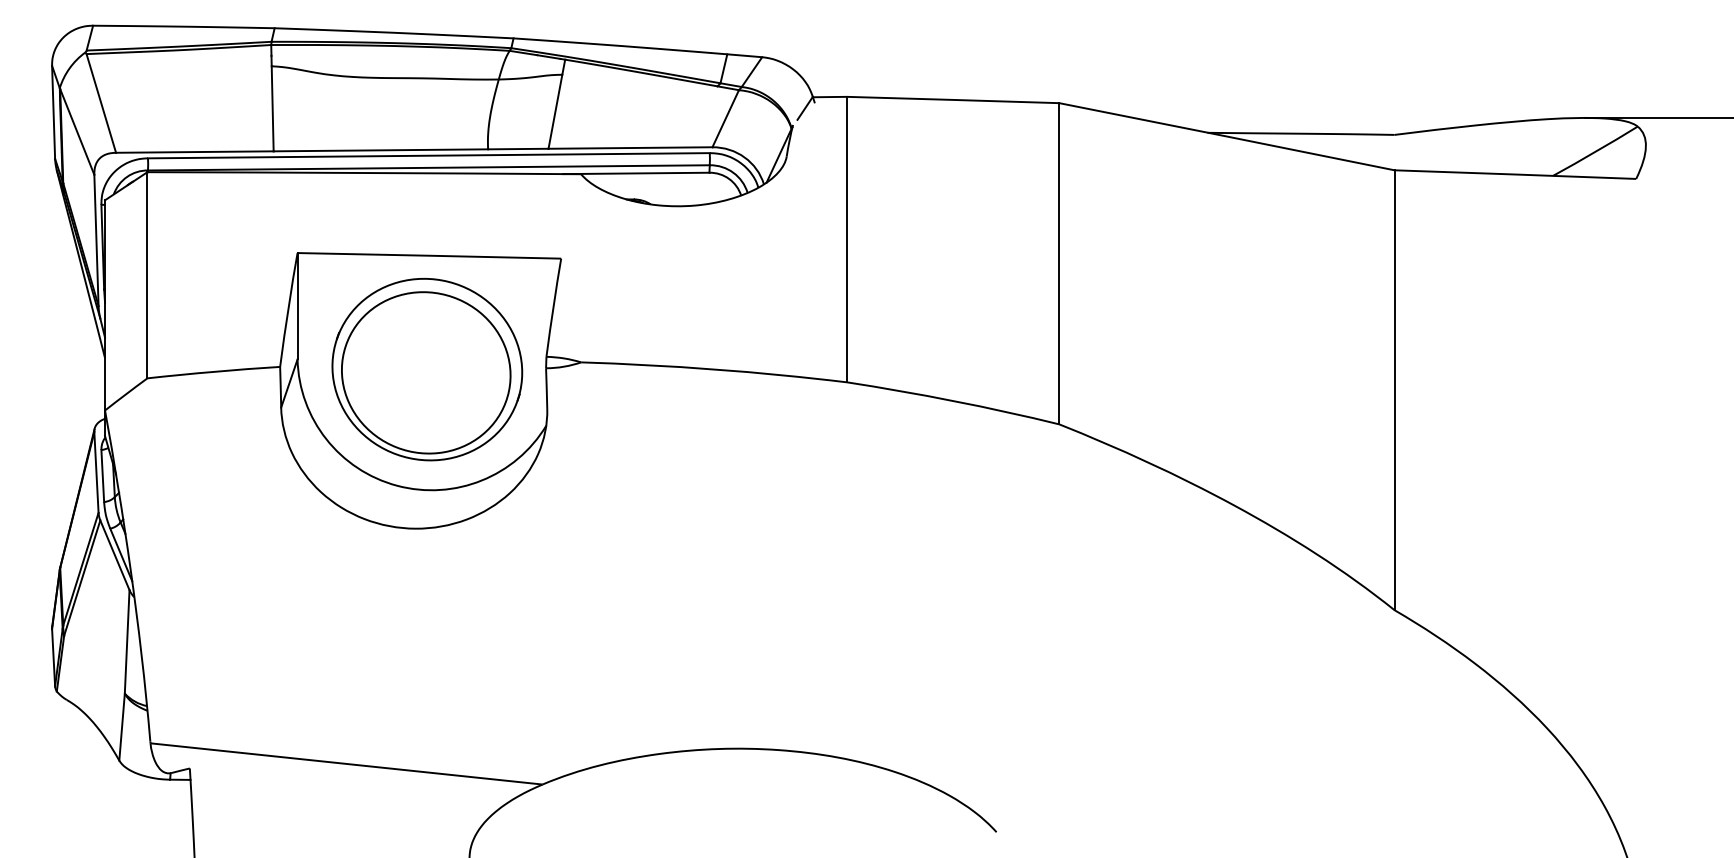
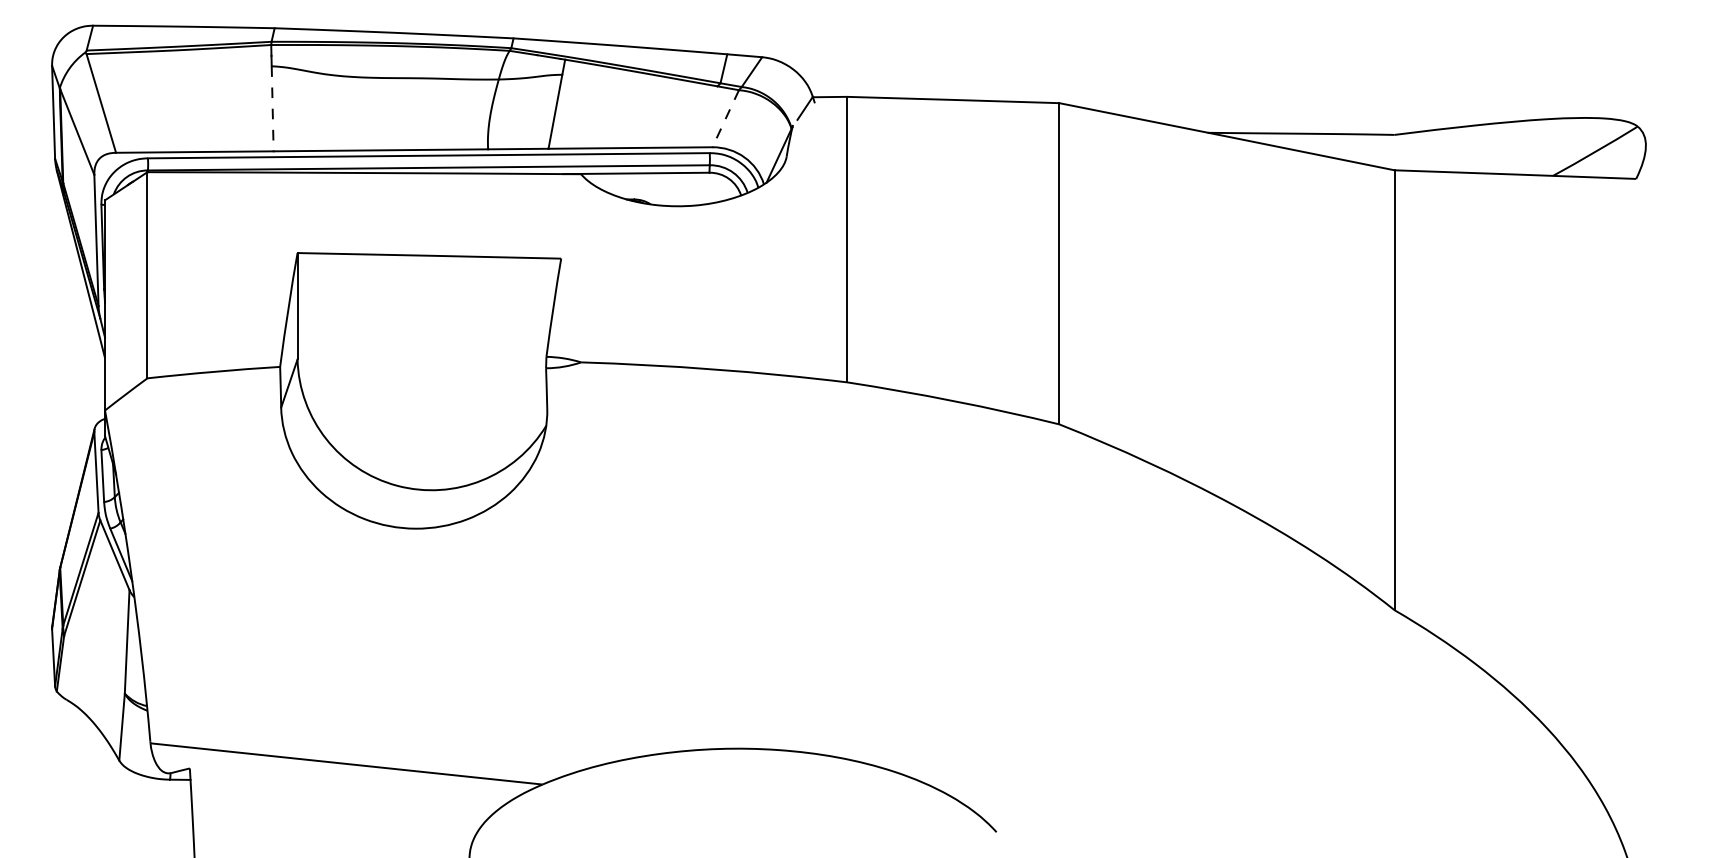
line: solid -> dashed (272, 108)
line: present -> none (1657, 117)
line: solid -> dashed (725, 119)
part: present -> none (427, 369)
